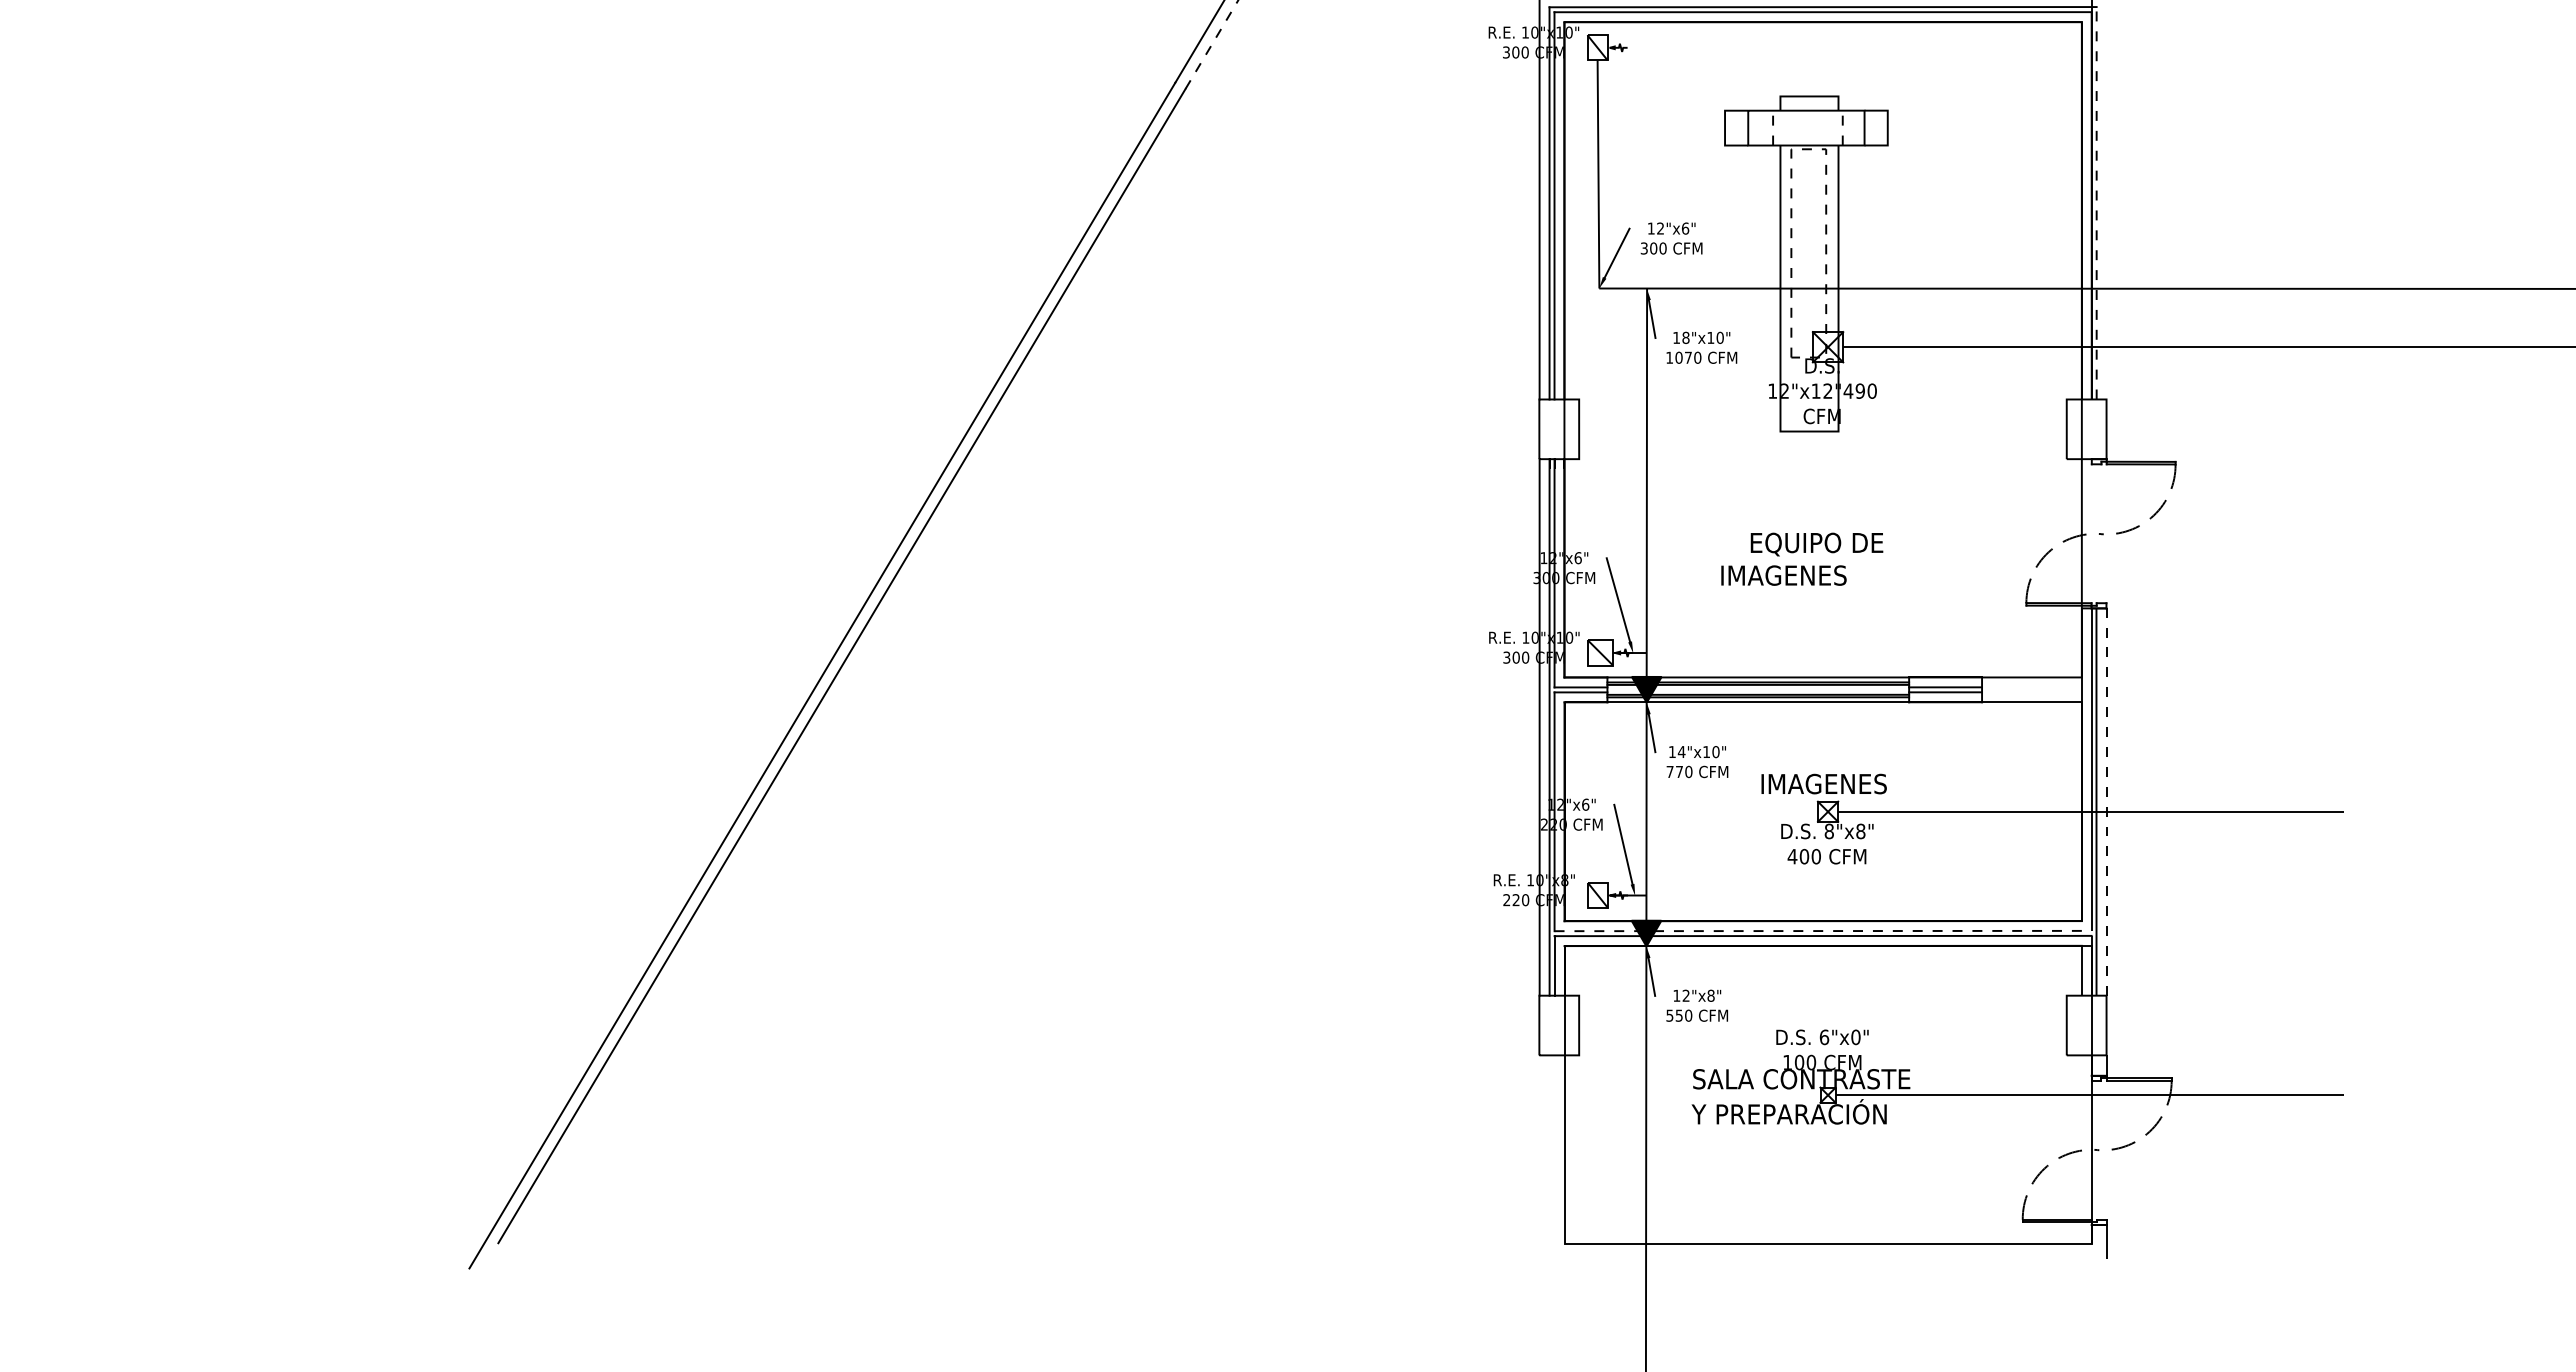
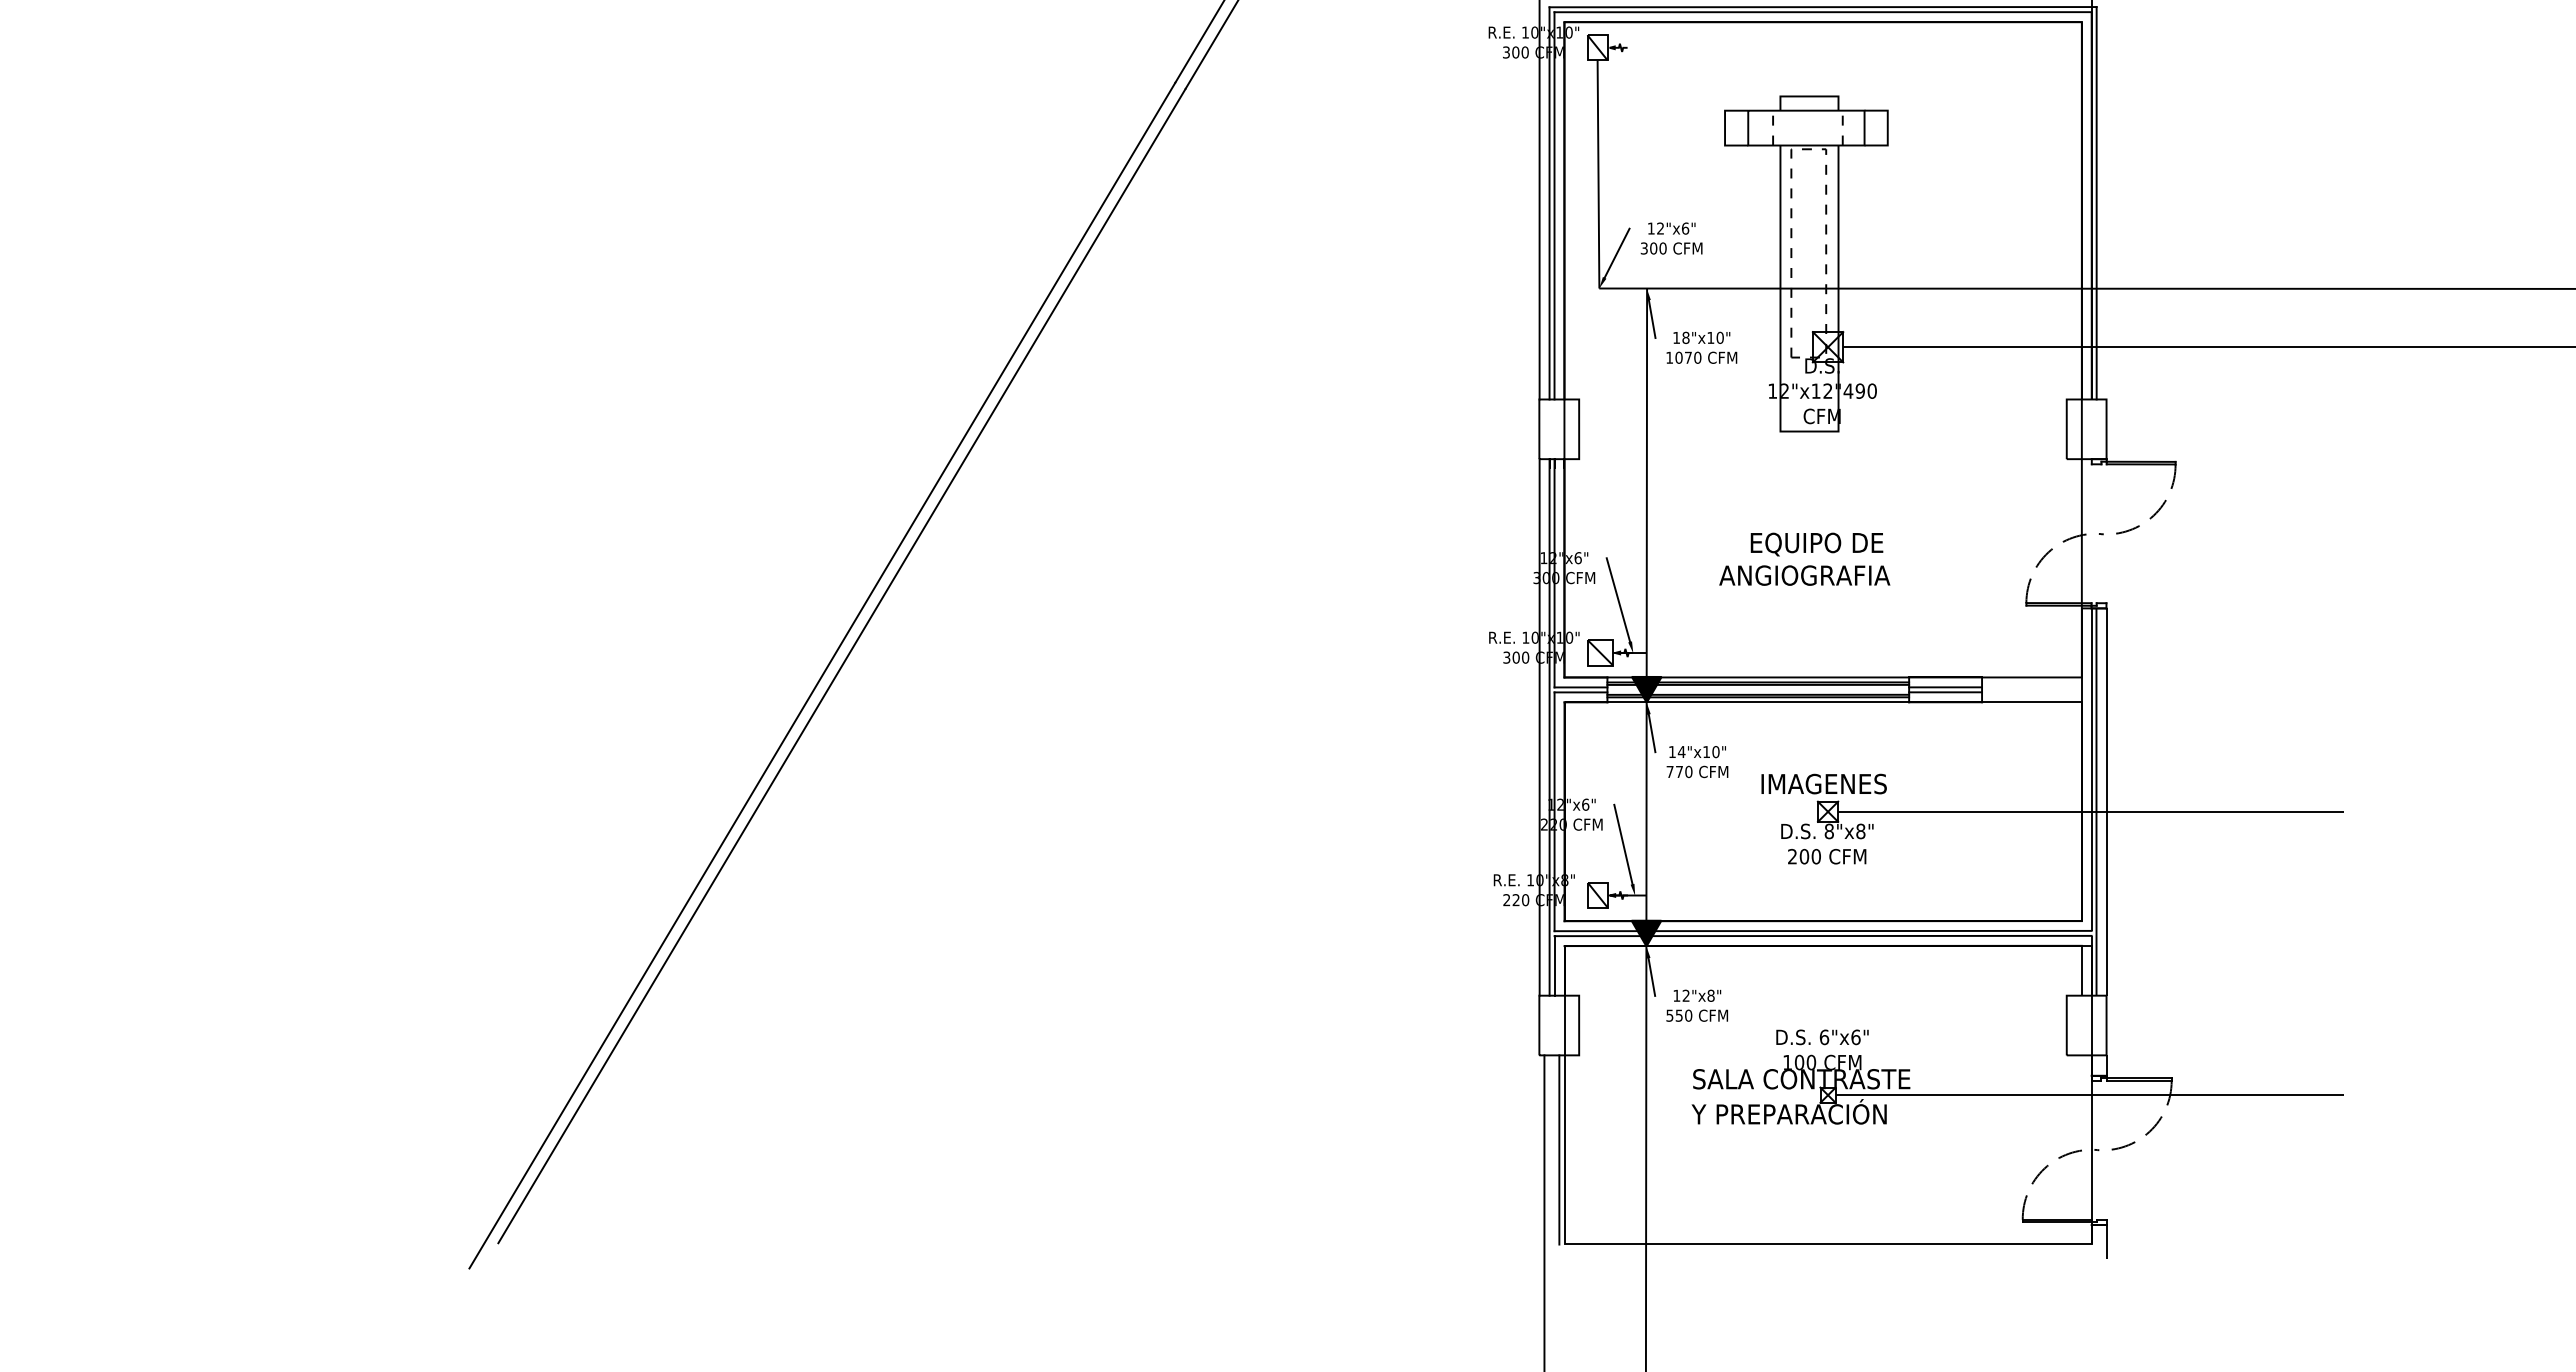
line: dashed -> solid (1212, 44)
line: dashed -> solid (2096, 202)
text: IMAGENES -> ANGIOGRAFIA (1804, 575)
line: dashed -> solid (2106, 802)
text: 400 -> 200 (1792, 856)
line: dashed -> solid (1823, 931)
text: 6"x0" -> 6"x6" (1855, 1036)
line: none -> present (1559, 1149)
line: none -> present (1544, 1211)
